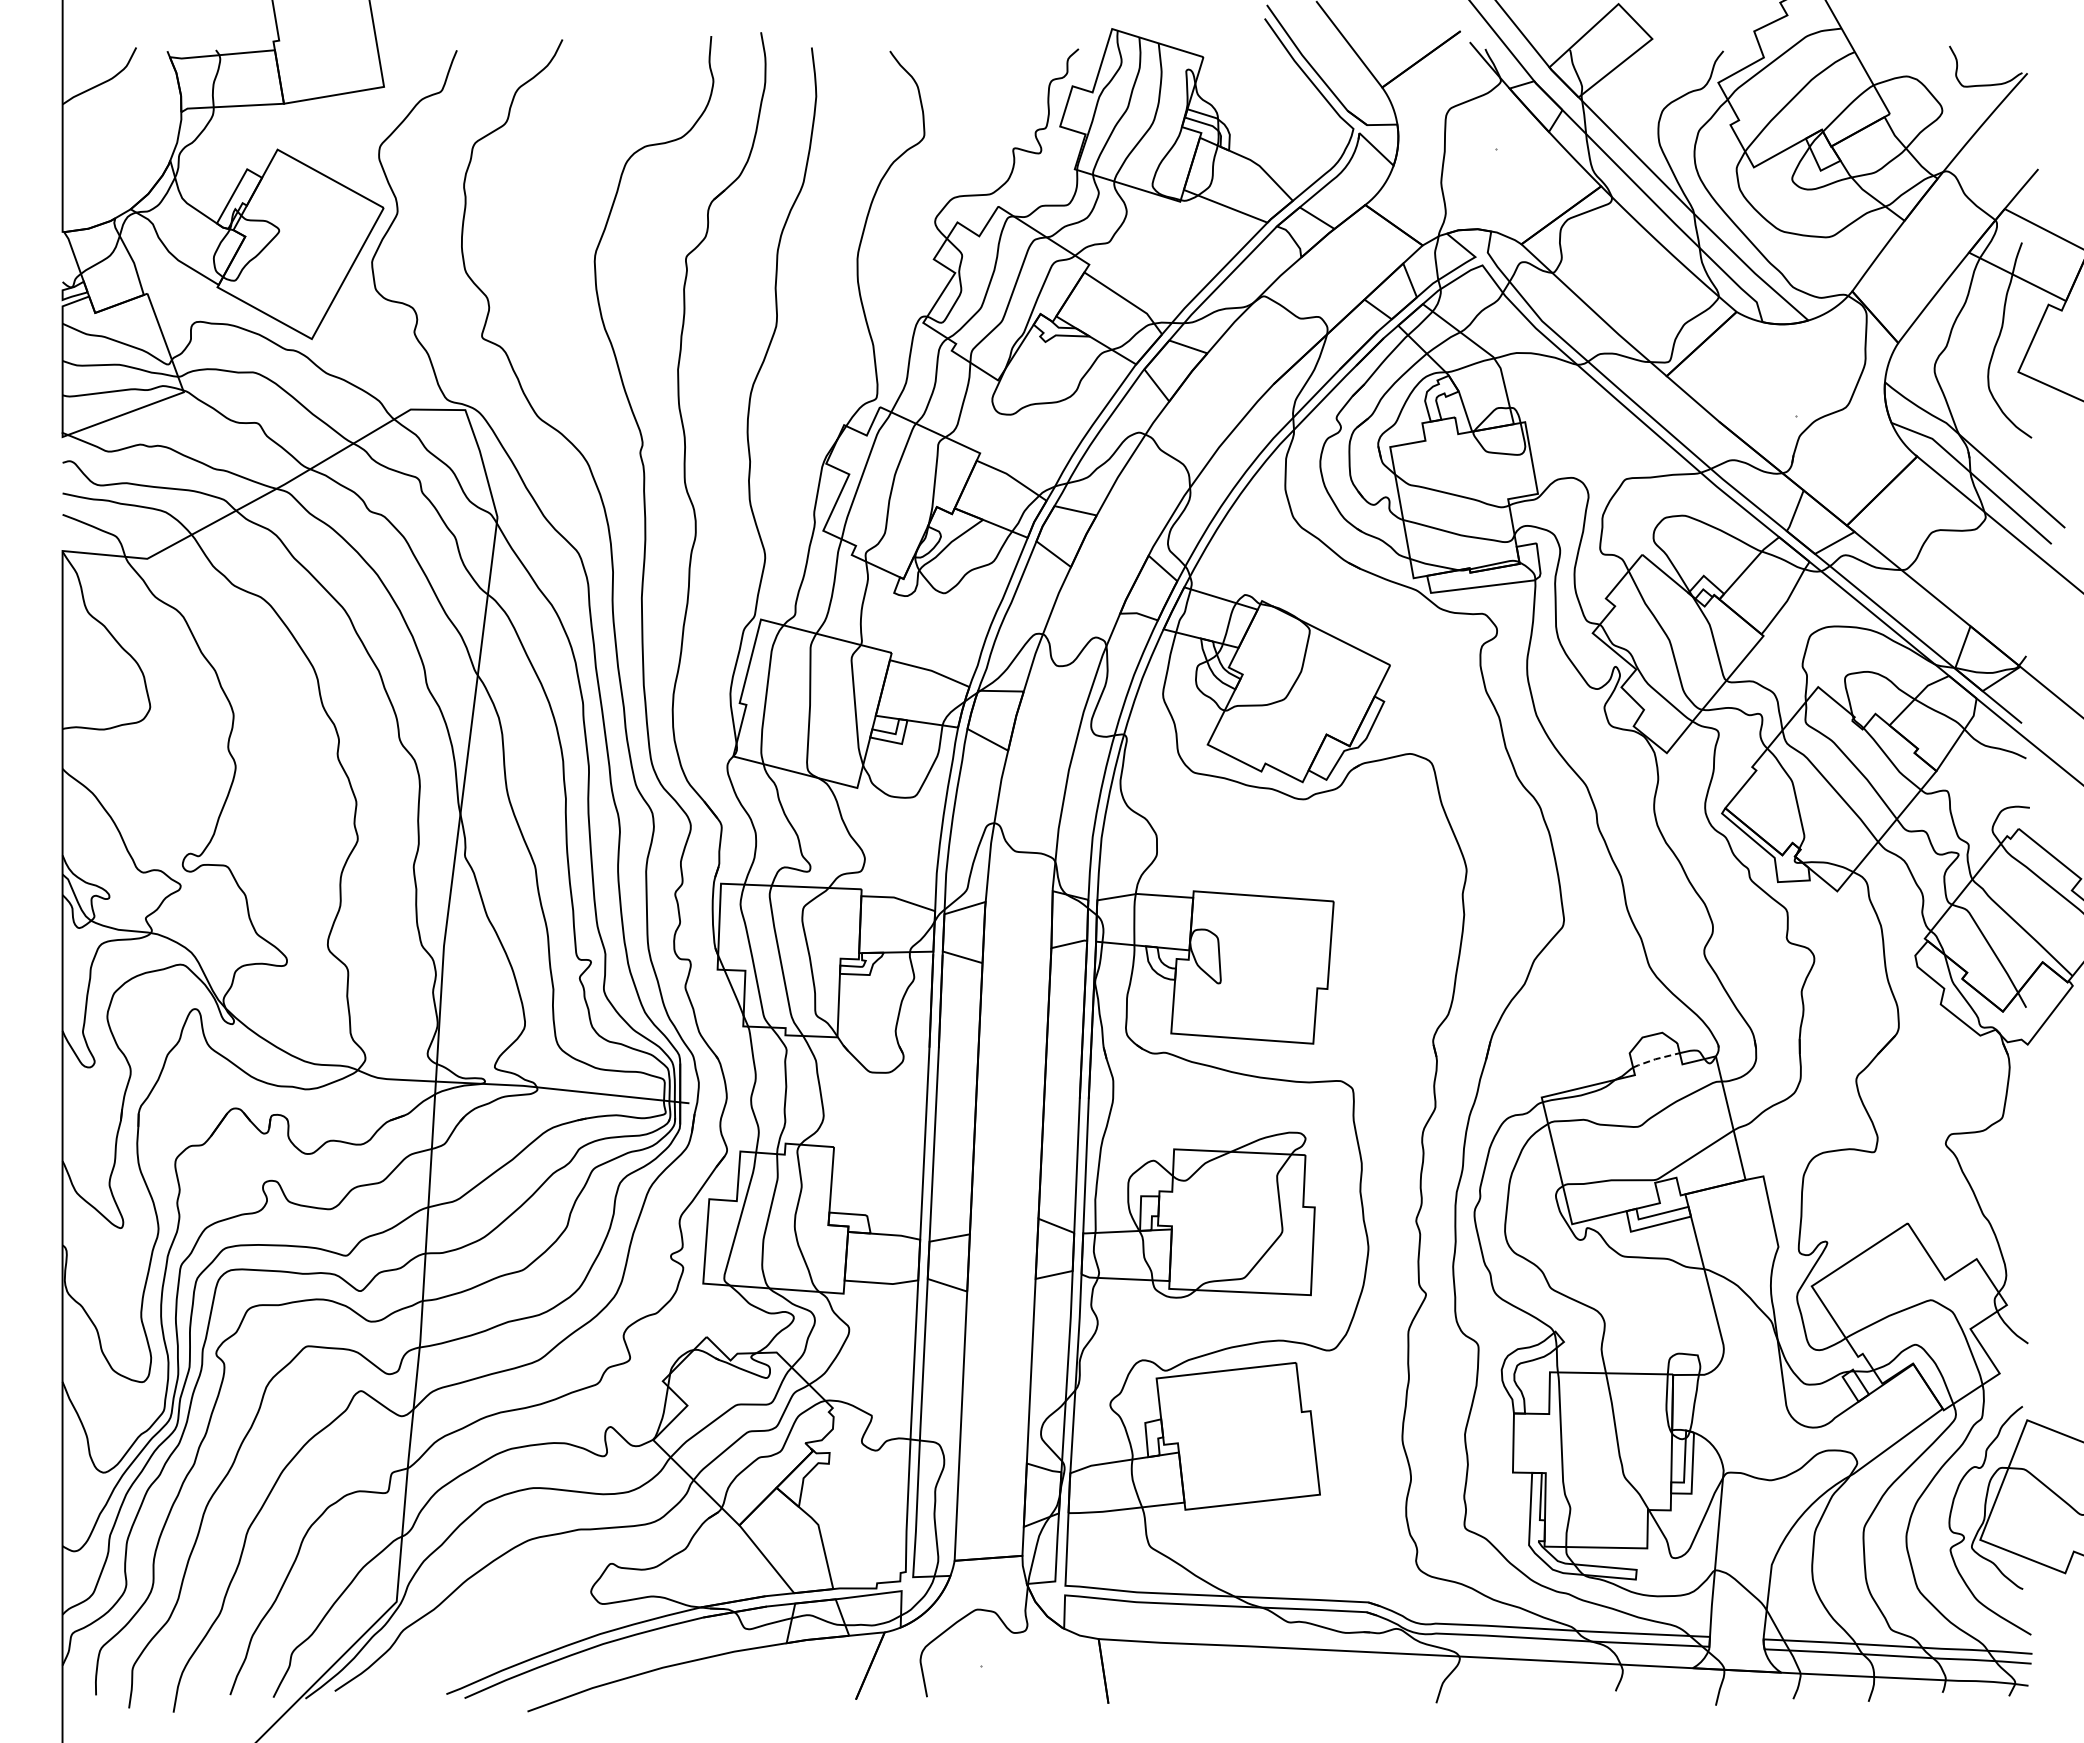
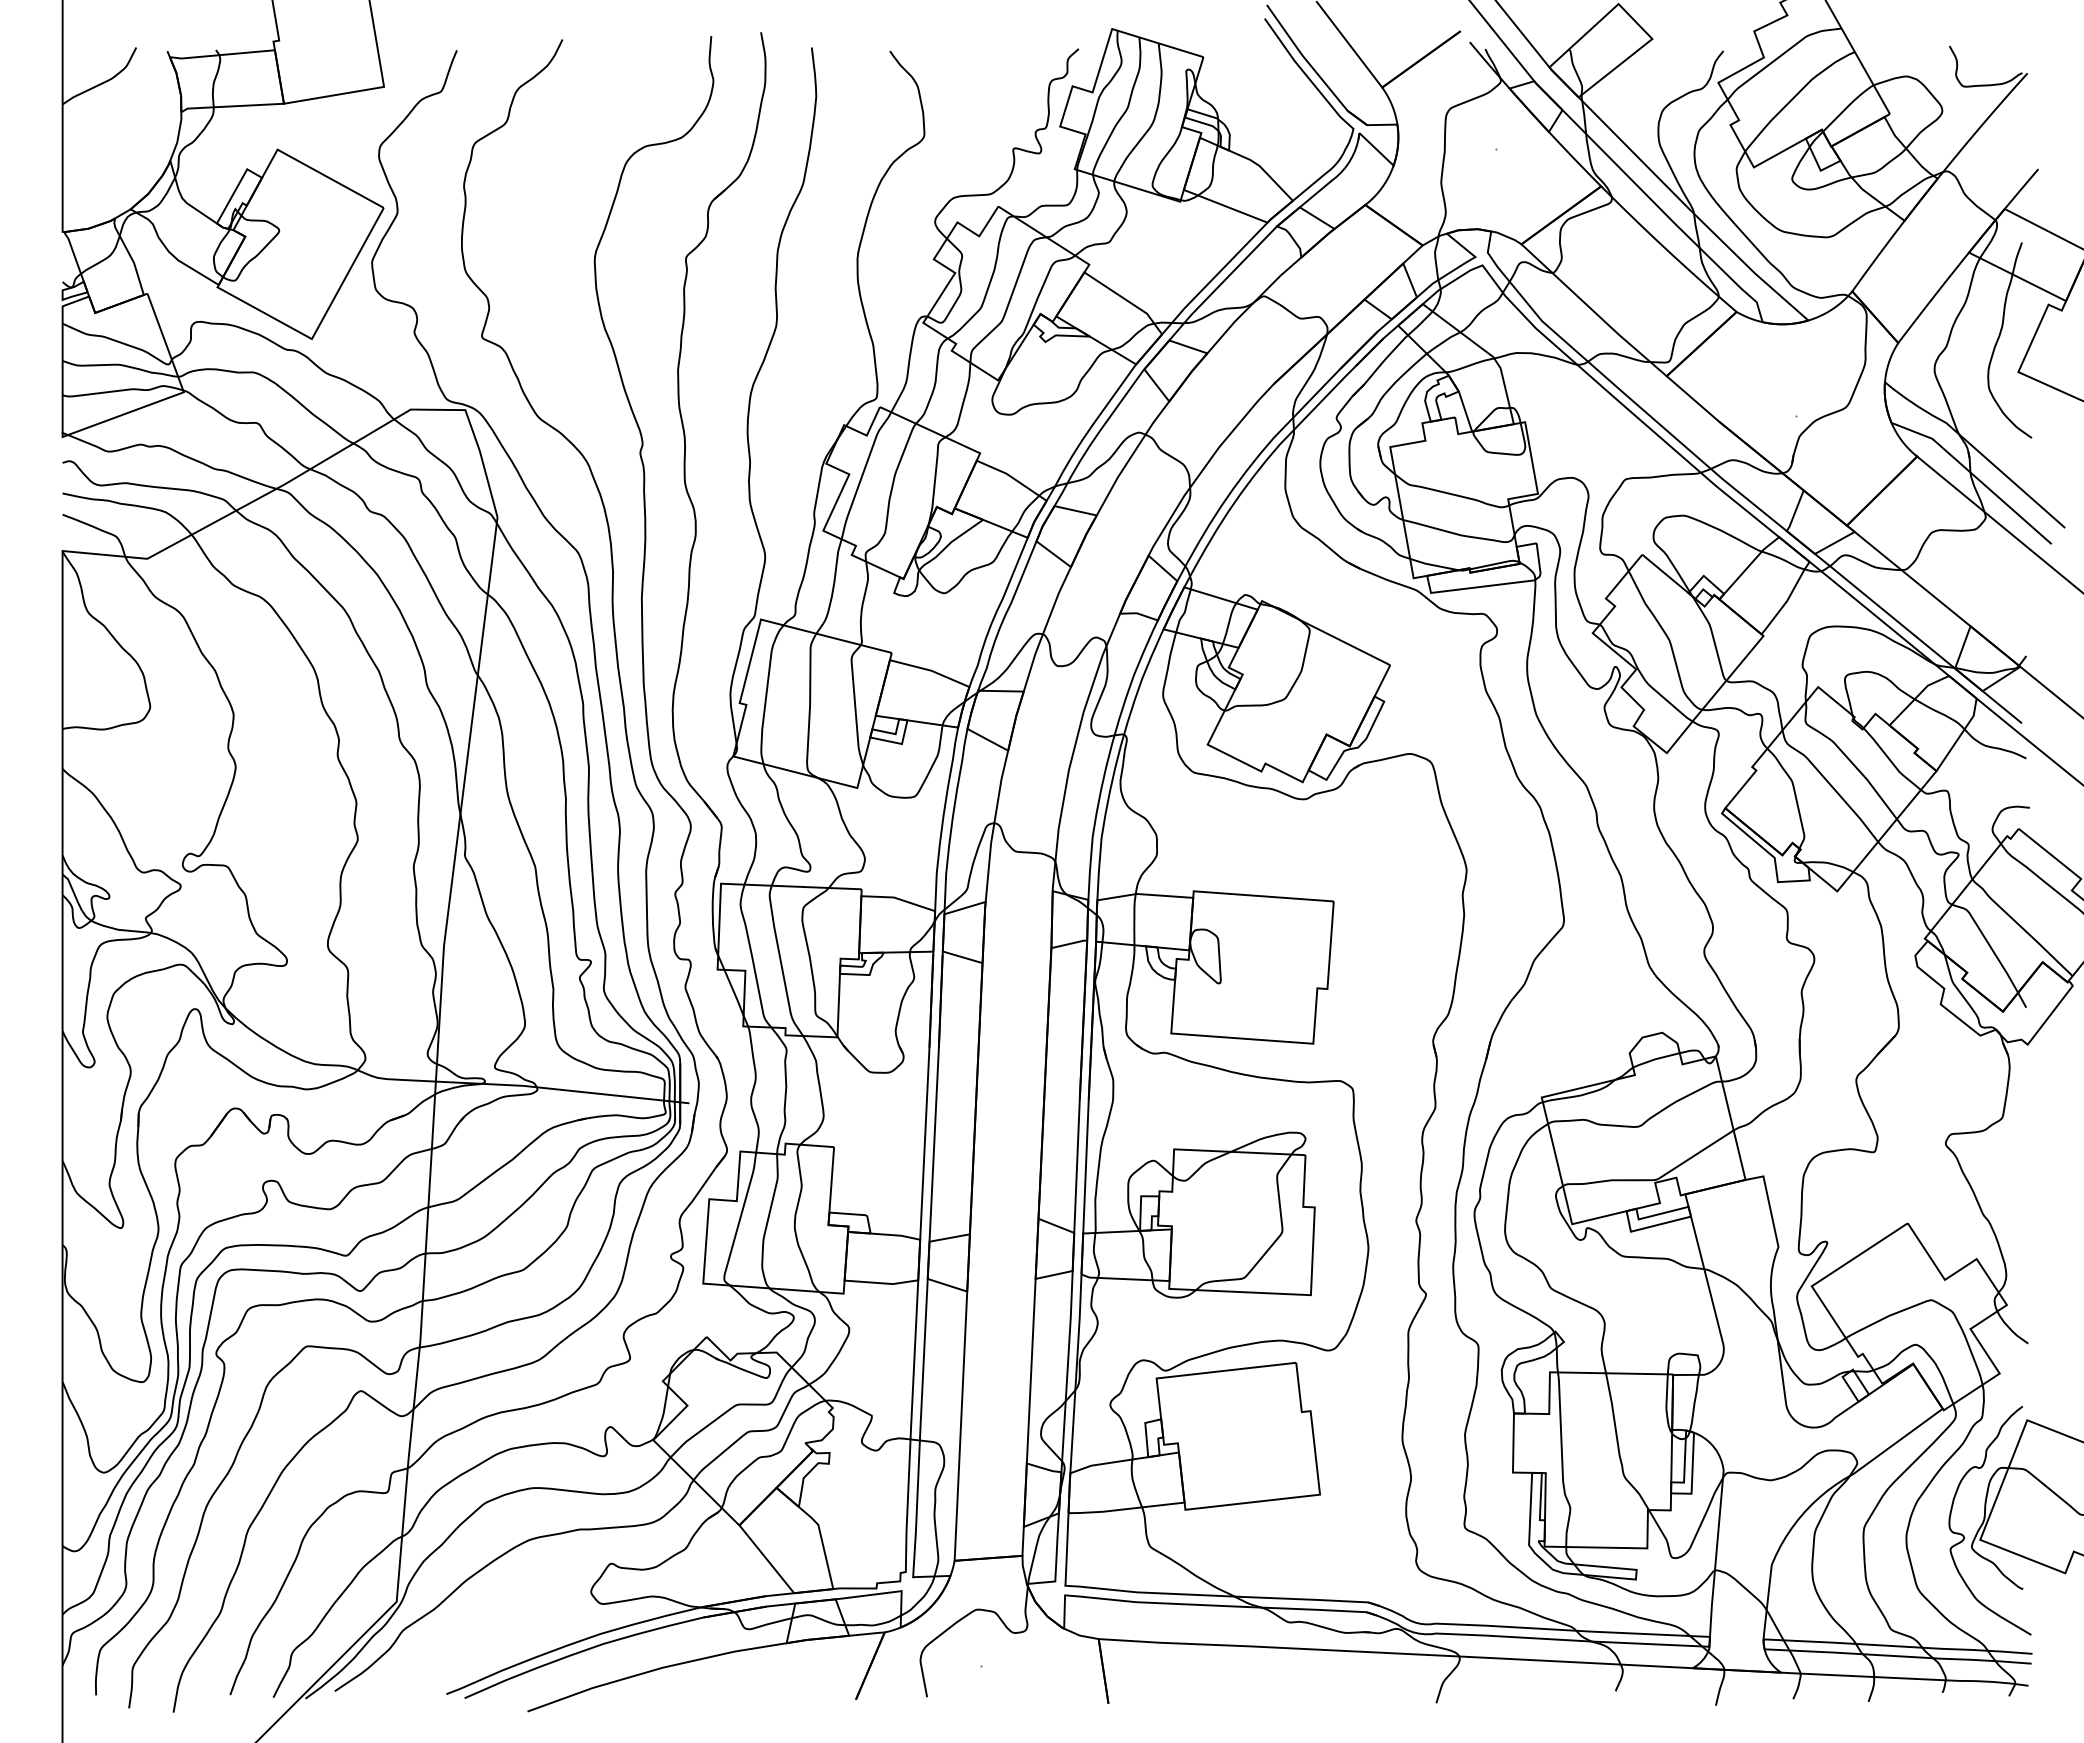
line: dashed -> solid (1655, 1059)
